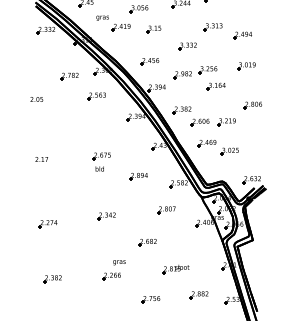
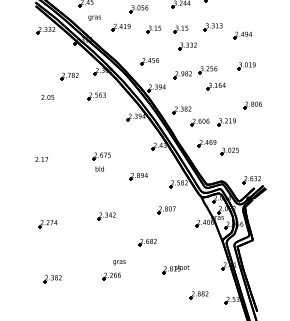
text position: (102, 17) -> (94, 17) (94, 17)
part: none -> present (180, 29)
text position: (36, 99) -> (47, 97) (47, 97)
part: present -> none (150, 299)
